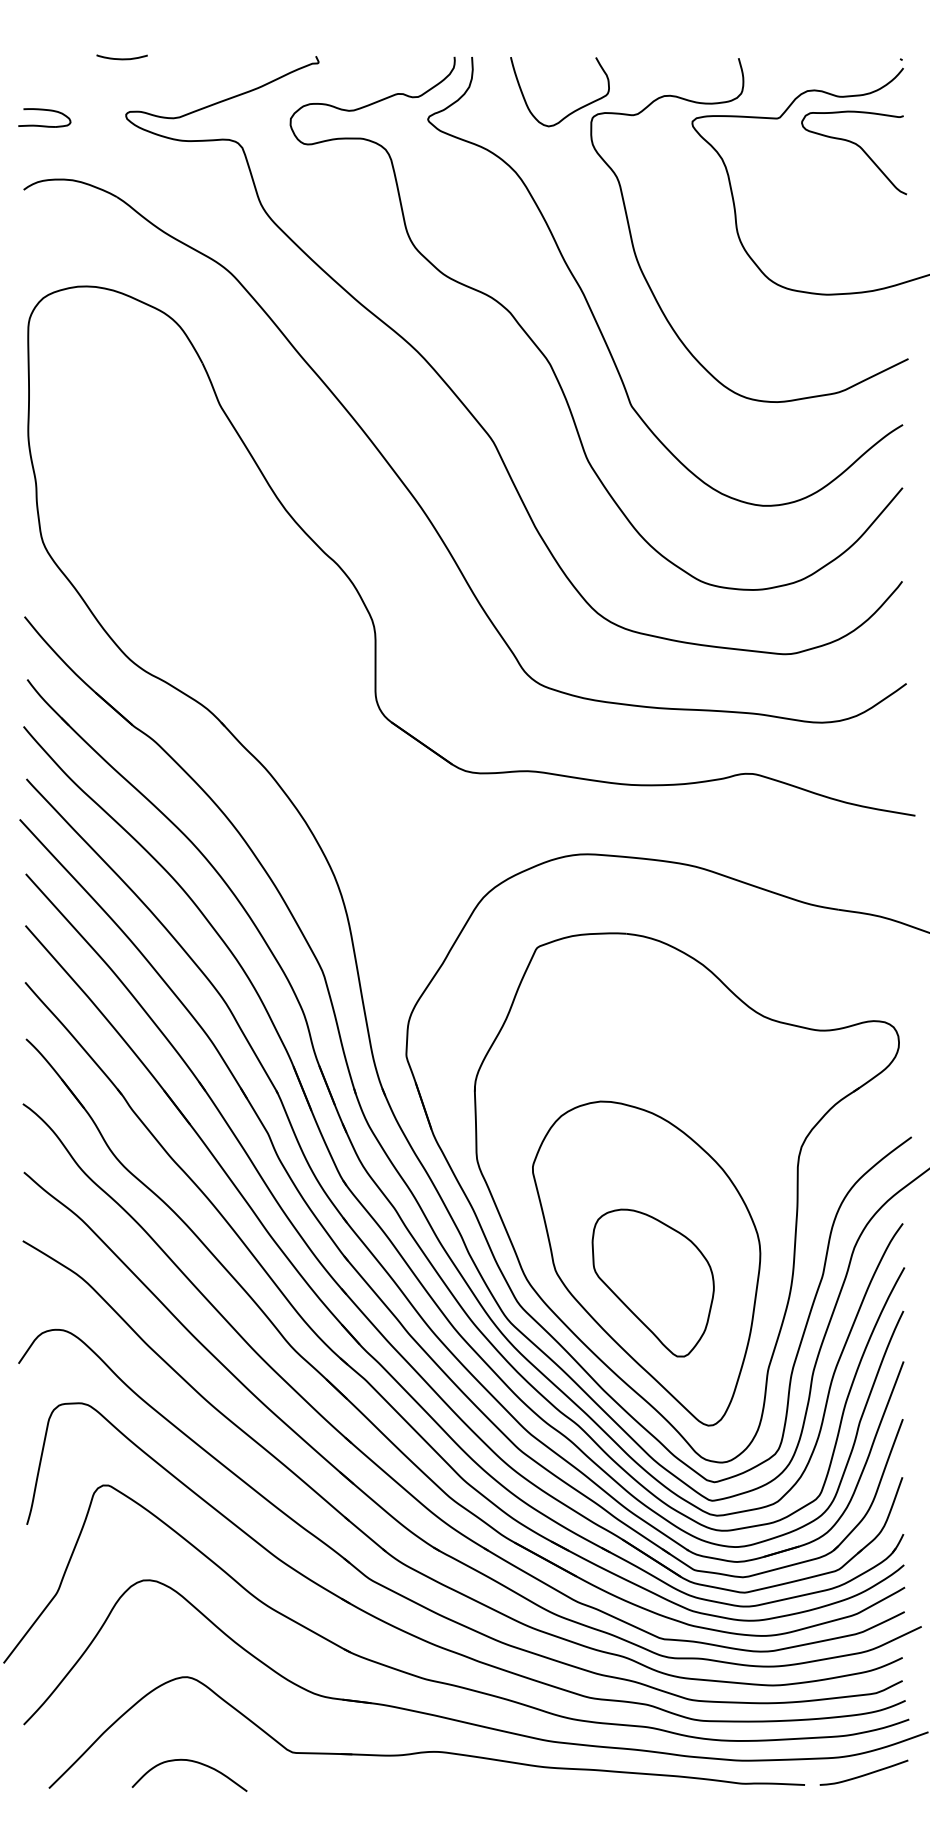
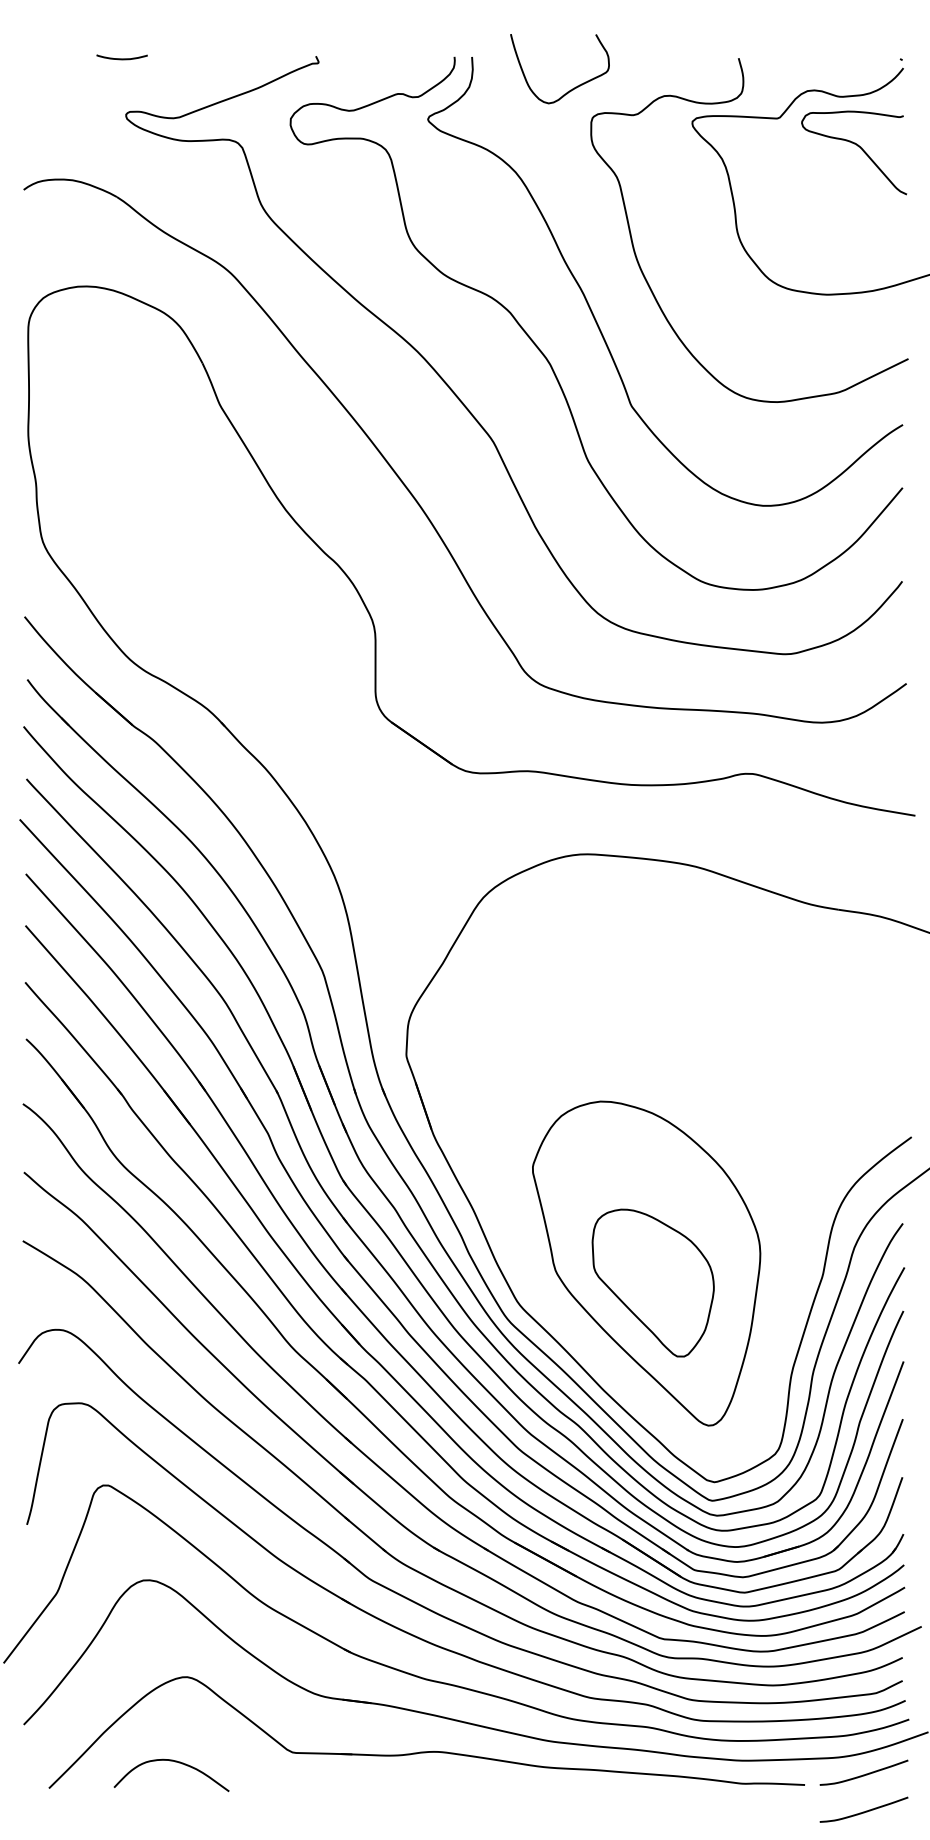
part: present -> none (44, 110)
curve position: (570, 112) -> (570, 89) (570, 89)
part: present -> none (686, 1197)
curve position: (193, 1762) -> (175, 1762) (175, 1762)
curve: none -> present (863, 1811)
